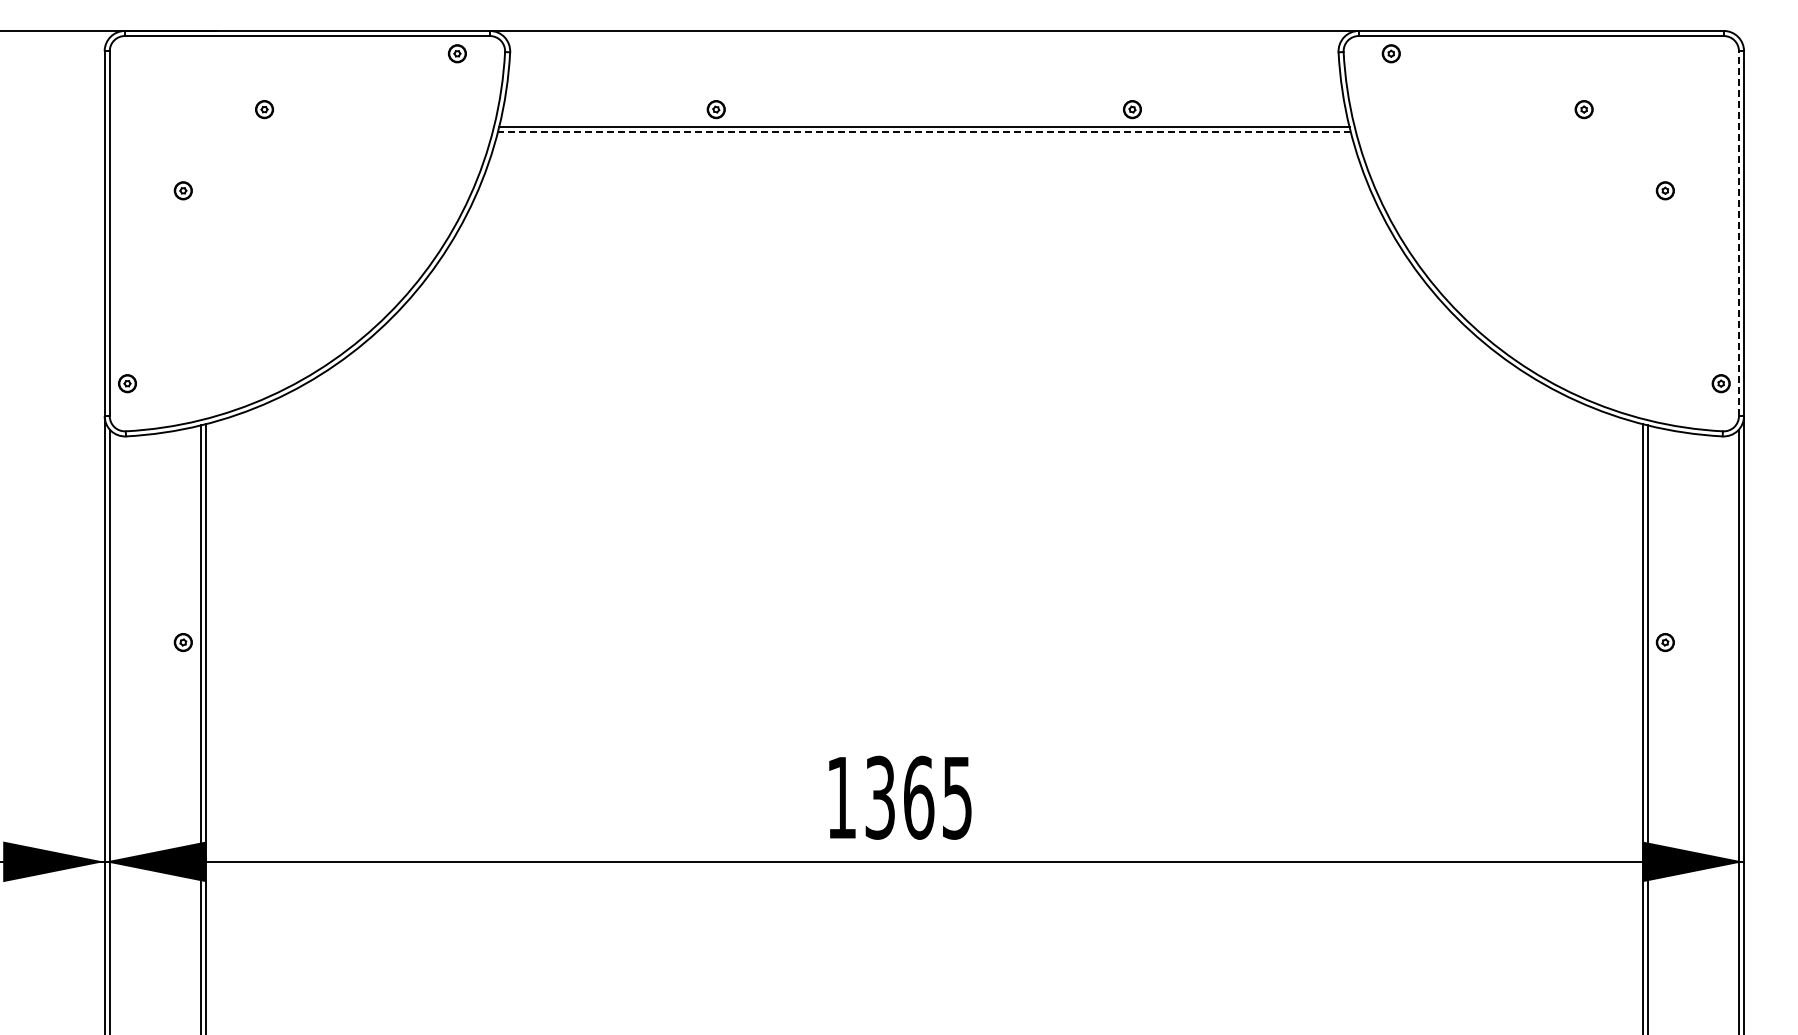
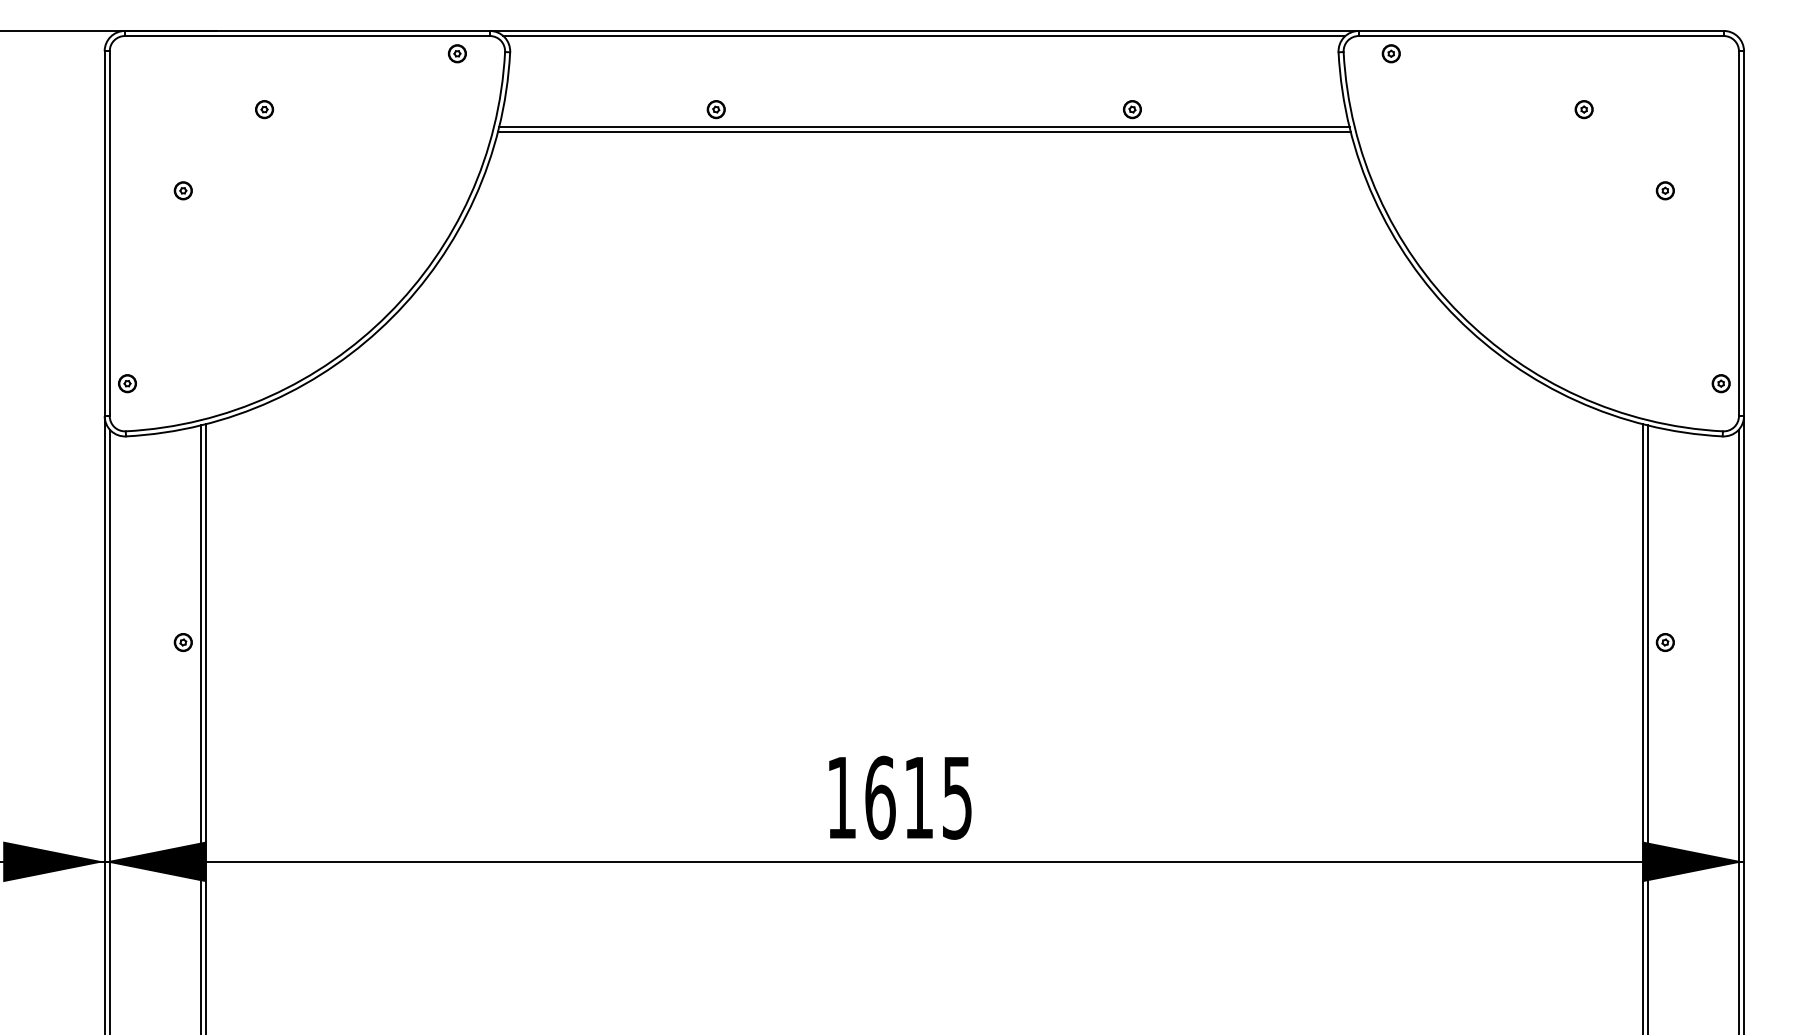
line: none -> present (924, 36)
line: dashed -> solid (924, 132)
line: dashed -> solid (1738, 233)
text: 1365 -> 1615 (899, 797)
